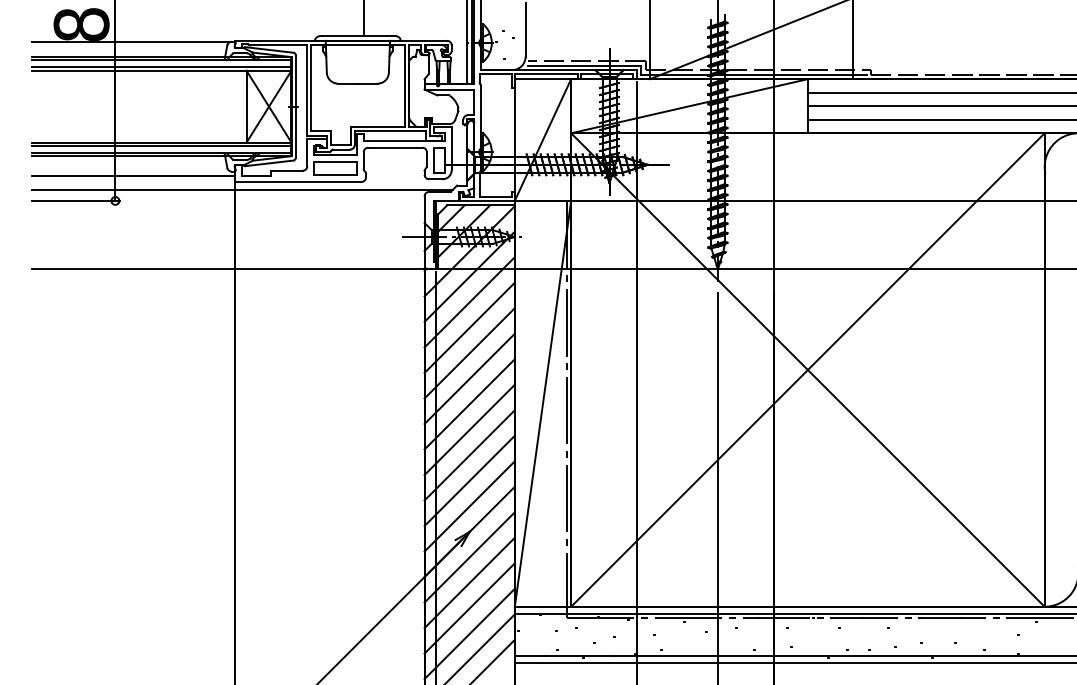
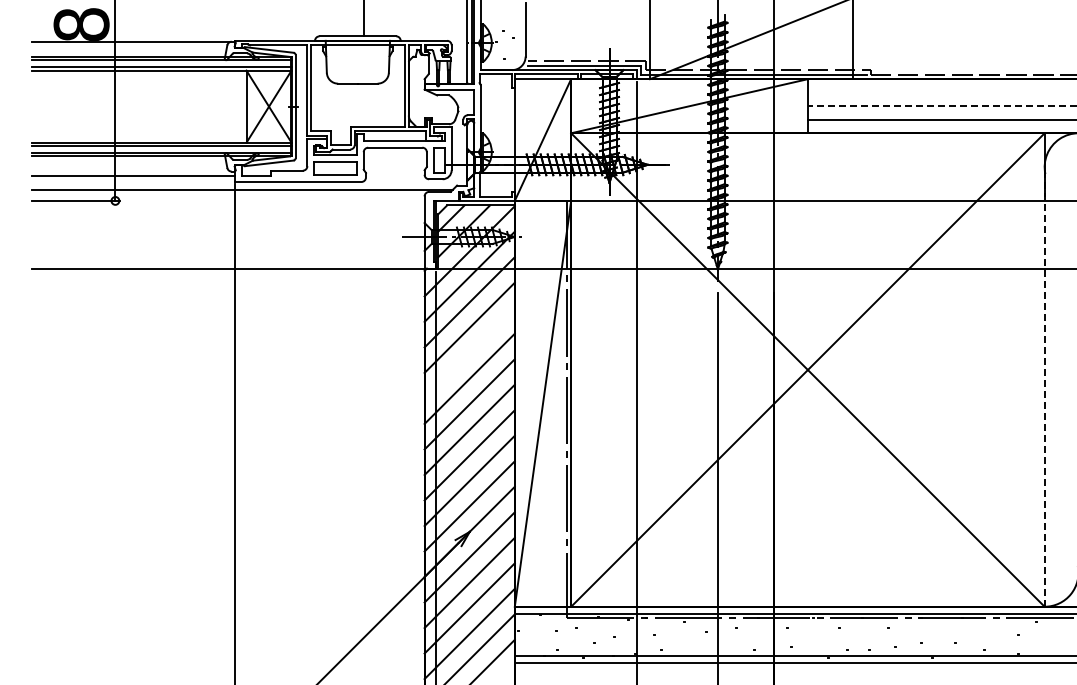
line: present -> none (940, 92)
line: solid -> dashed (941, 106)
line: present -> none (469, 353)
line: solid -> dashed (1044, 386)
